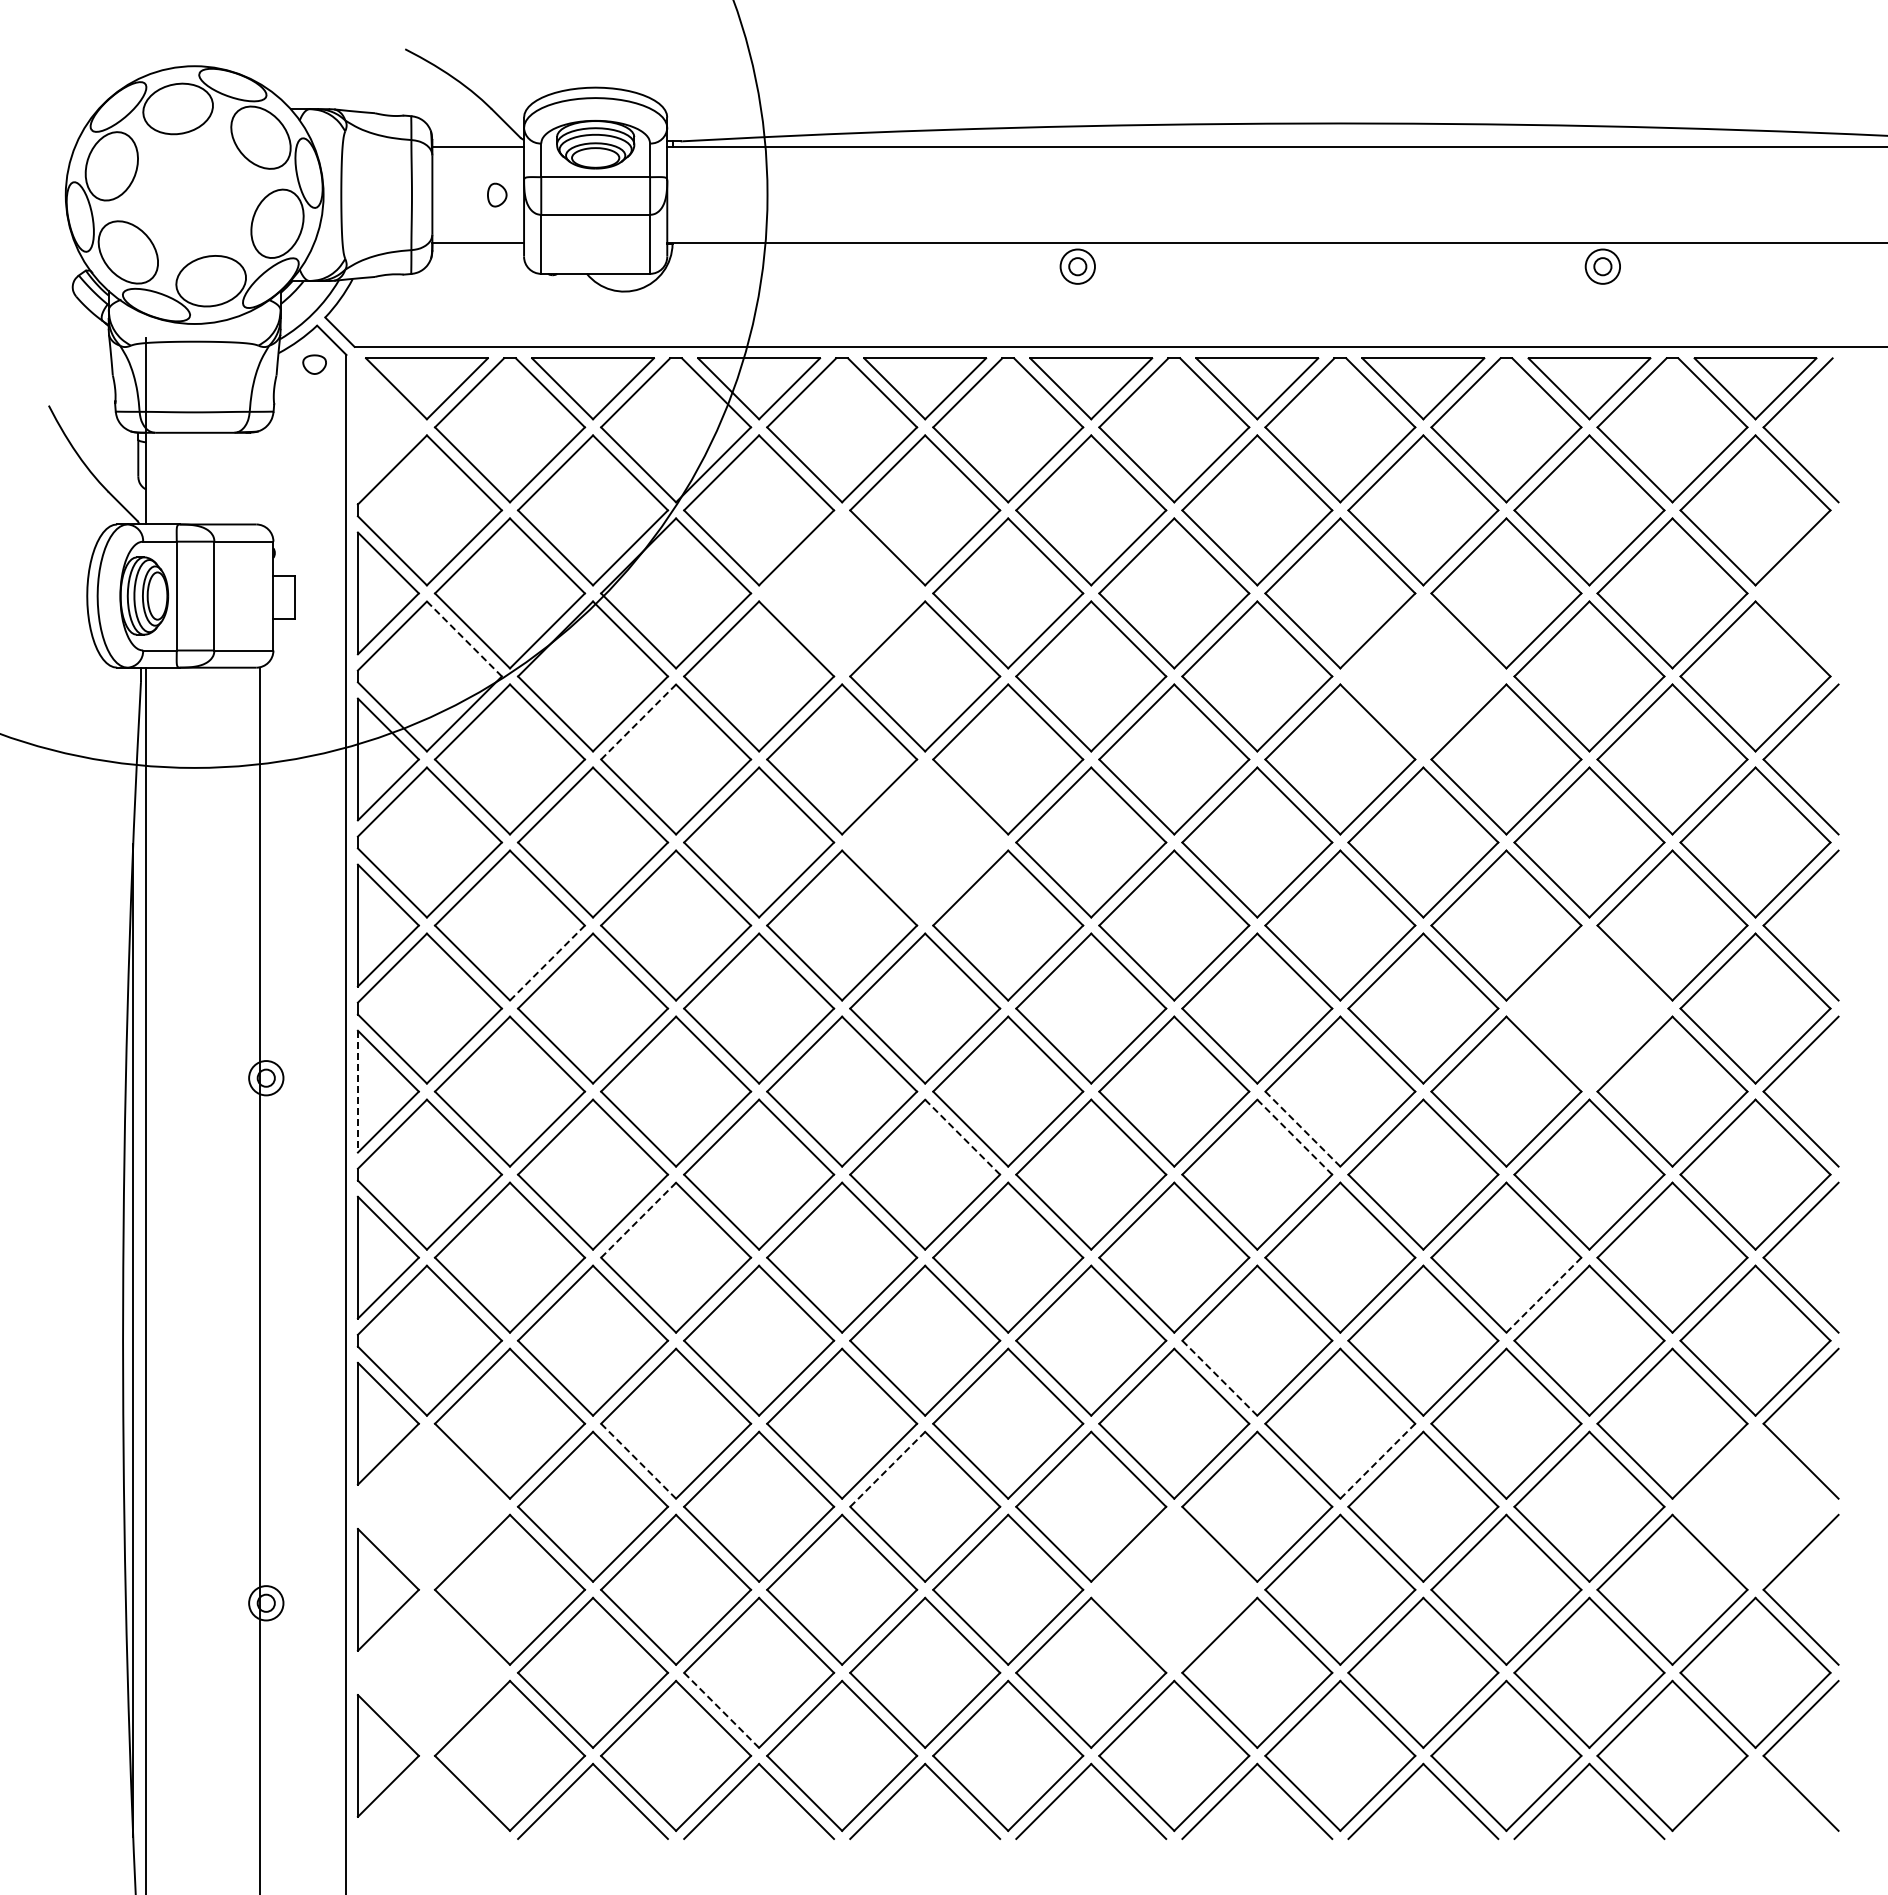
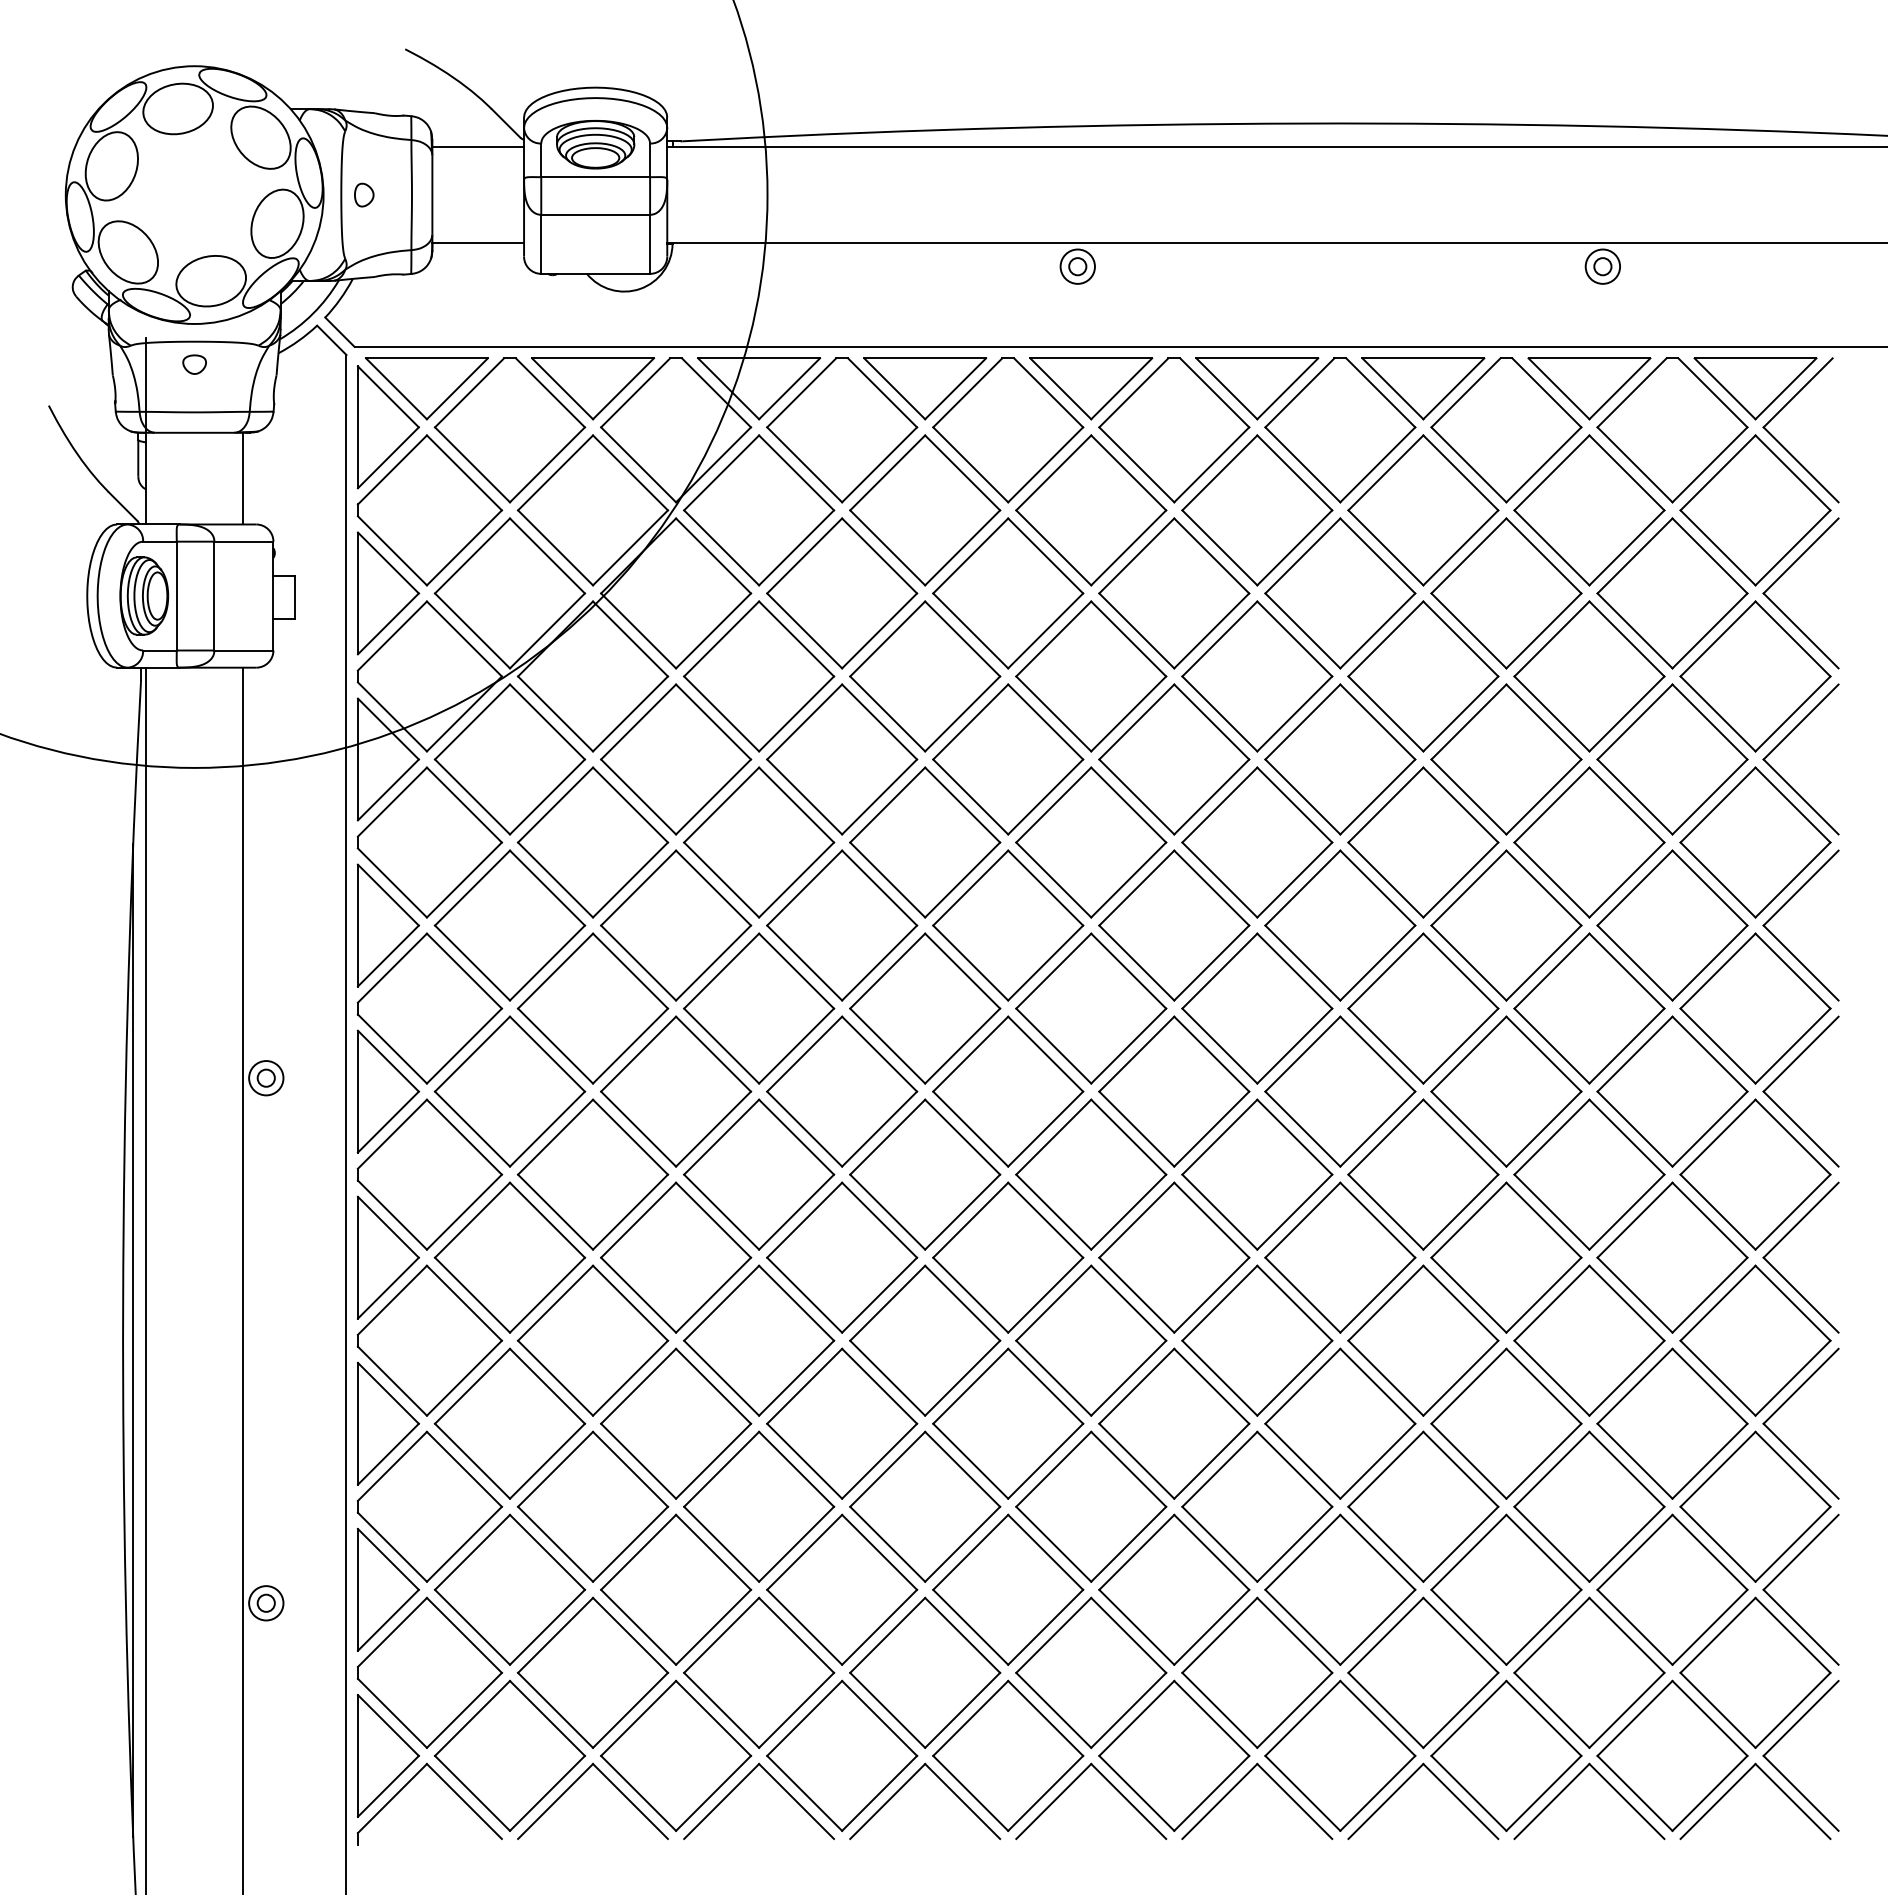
part position: (497, 194) -> (364, 194) (364, 194)
part position: (314, 364) -> (194, 364) (194, 364)
part: none -> present (387, 427)
line: none -> present (242, 478)
part: none -> present (842, 593)
part: none -> present (1782, 610)
line: dashed -> solid (464, 639)
part: none -> present (1423, 676)
line: dashed -> solid (638, 722)
part: none -> present (925, 842)
line: dashed -> solid (547, 963)
part: none -> present (1589, 1008)
line: dashed -> solid (357, 1091)
line: dashed -> solid (1302, 1129)
line: dashed -> solid (962, 1137)
line: dashed -> solid (1294, 1137)
line: dashed -> solid (638, 1220)
line position: (259, 1279) -> (242, 1279) (242, 1279)
line: dashed -> solid (1543, 1295)
line: dashed -> solid (1219, 1378)
line: dashed -> solid (638, 1461)
line: dashed -> solid (1377, 1461)
line: dashed -> solid (887, 1469)
part: none -> present (429, 1506)
part: none -> present (1755, 1506)
part: none -> present (1174, 1589)
part: none -> present (429, 1672)
line: dashed -> solid (721, 1710)
part: none -> present (1737, 1783)
part: none -> present (447, 1785)
